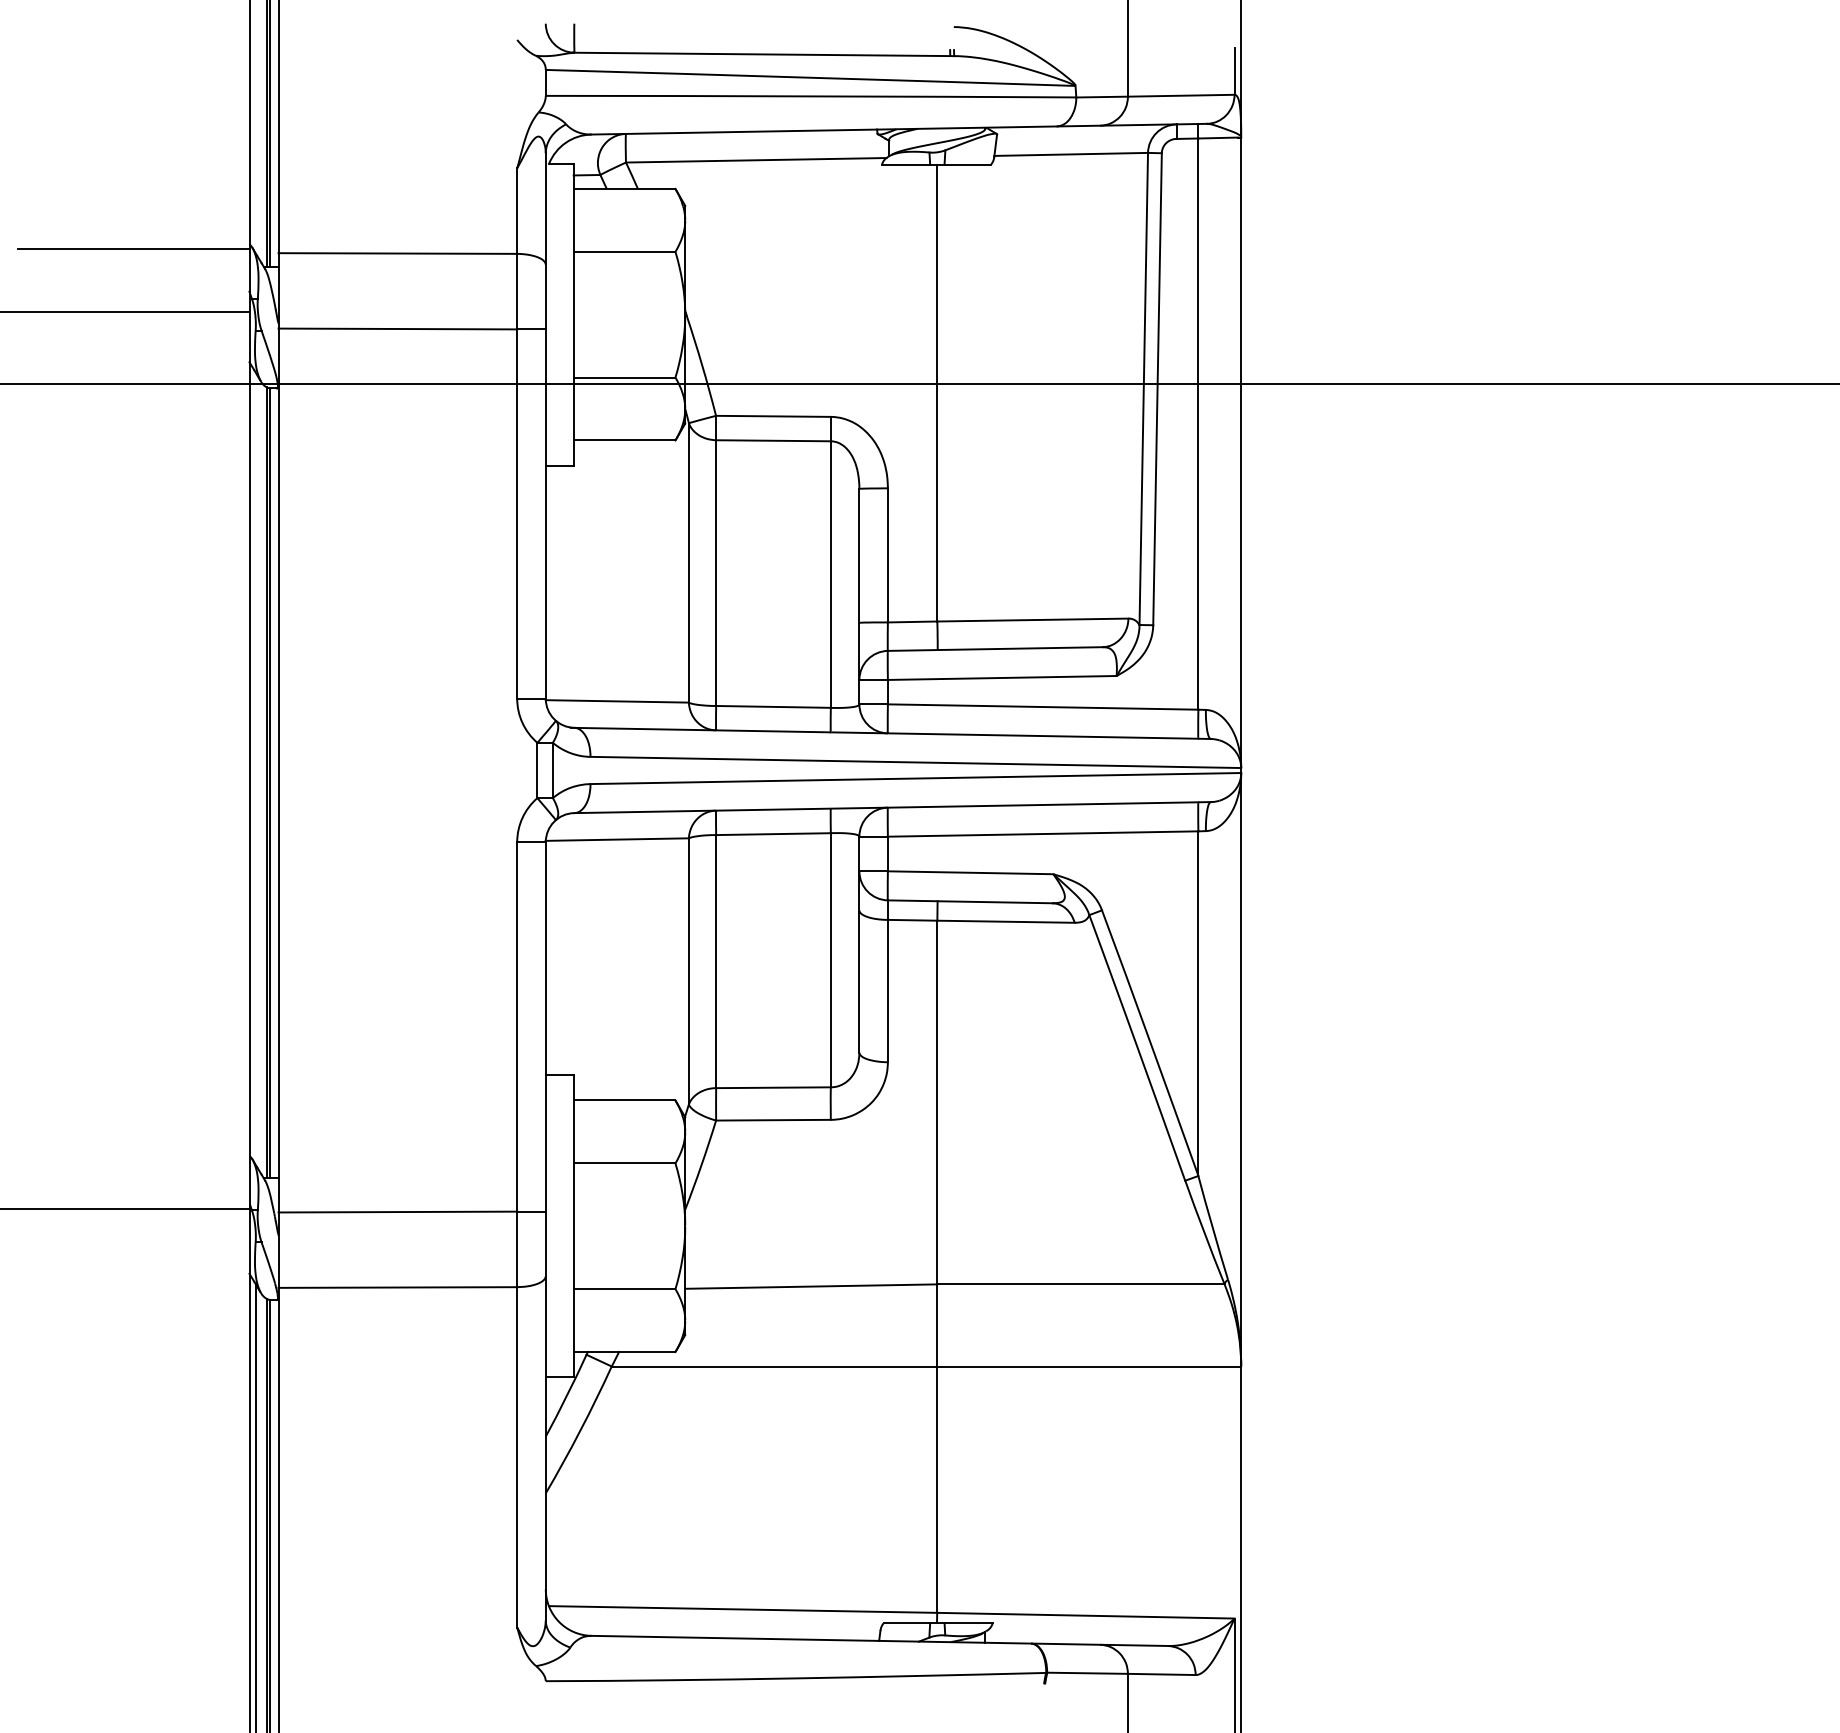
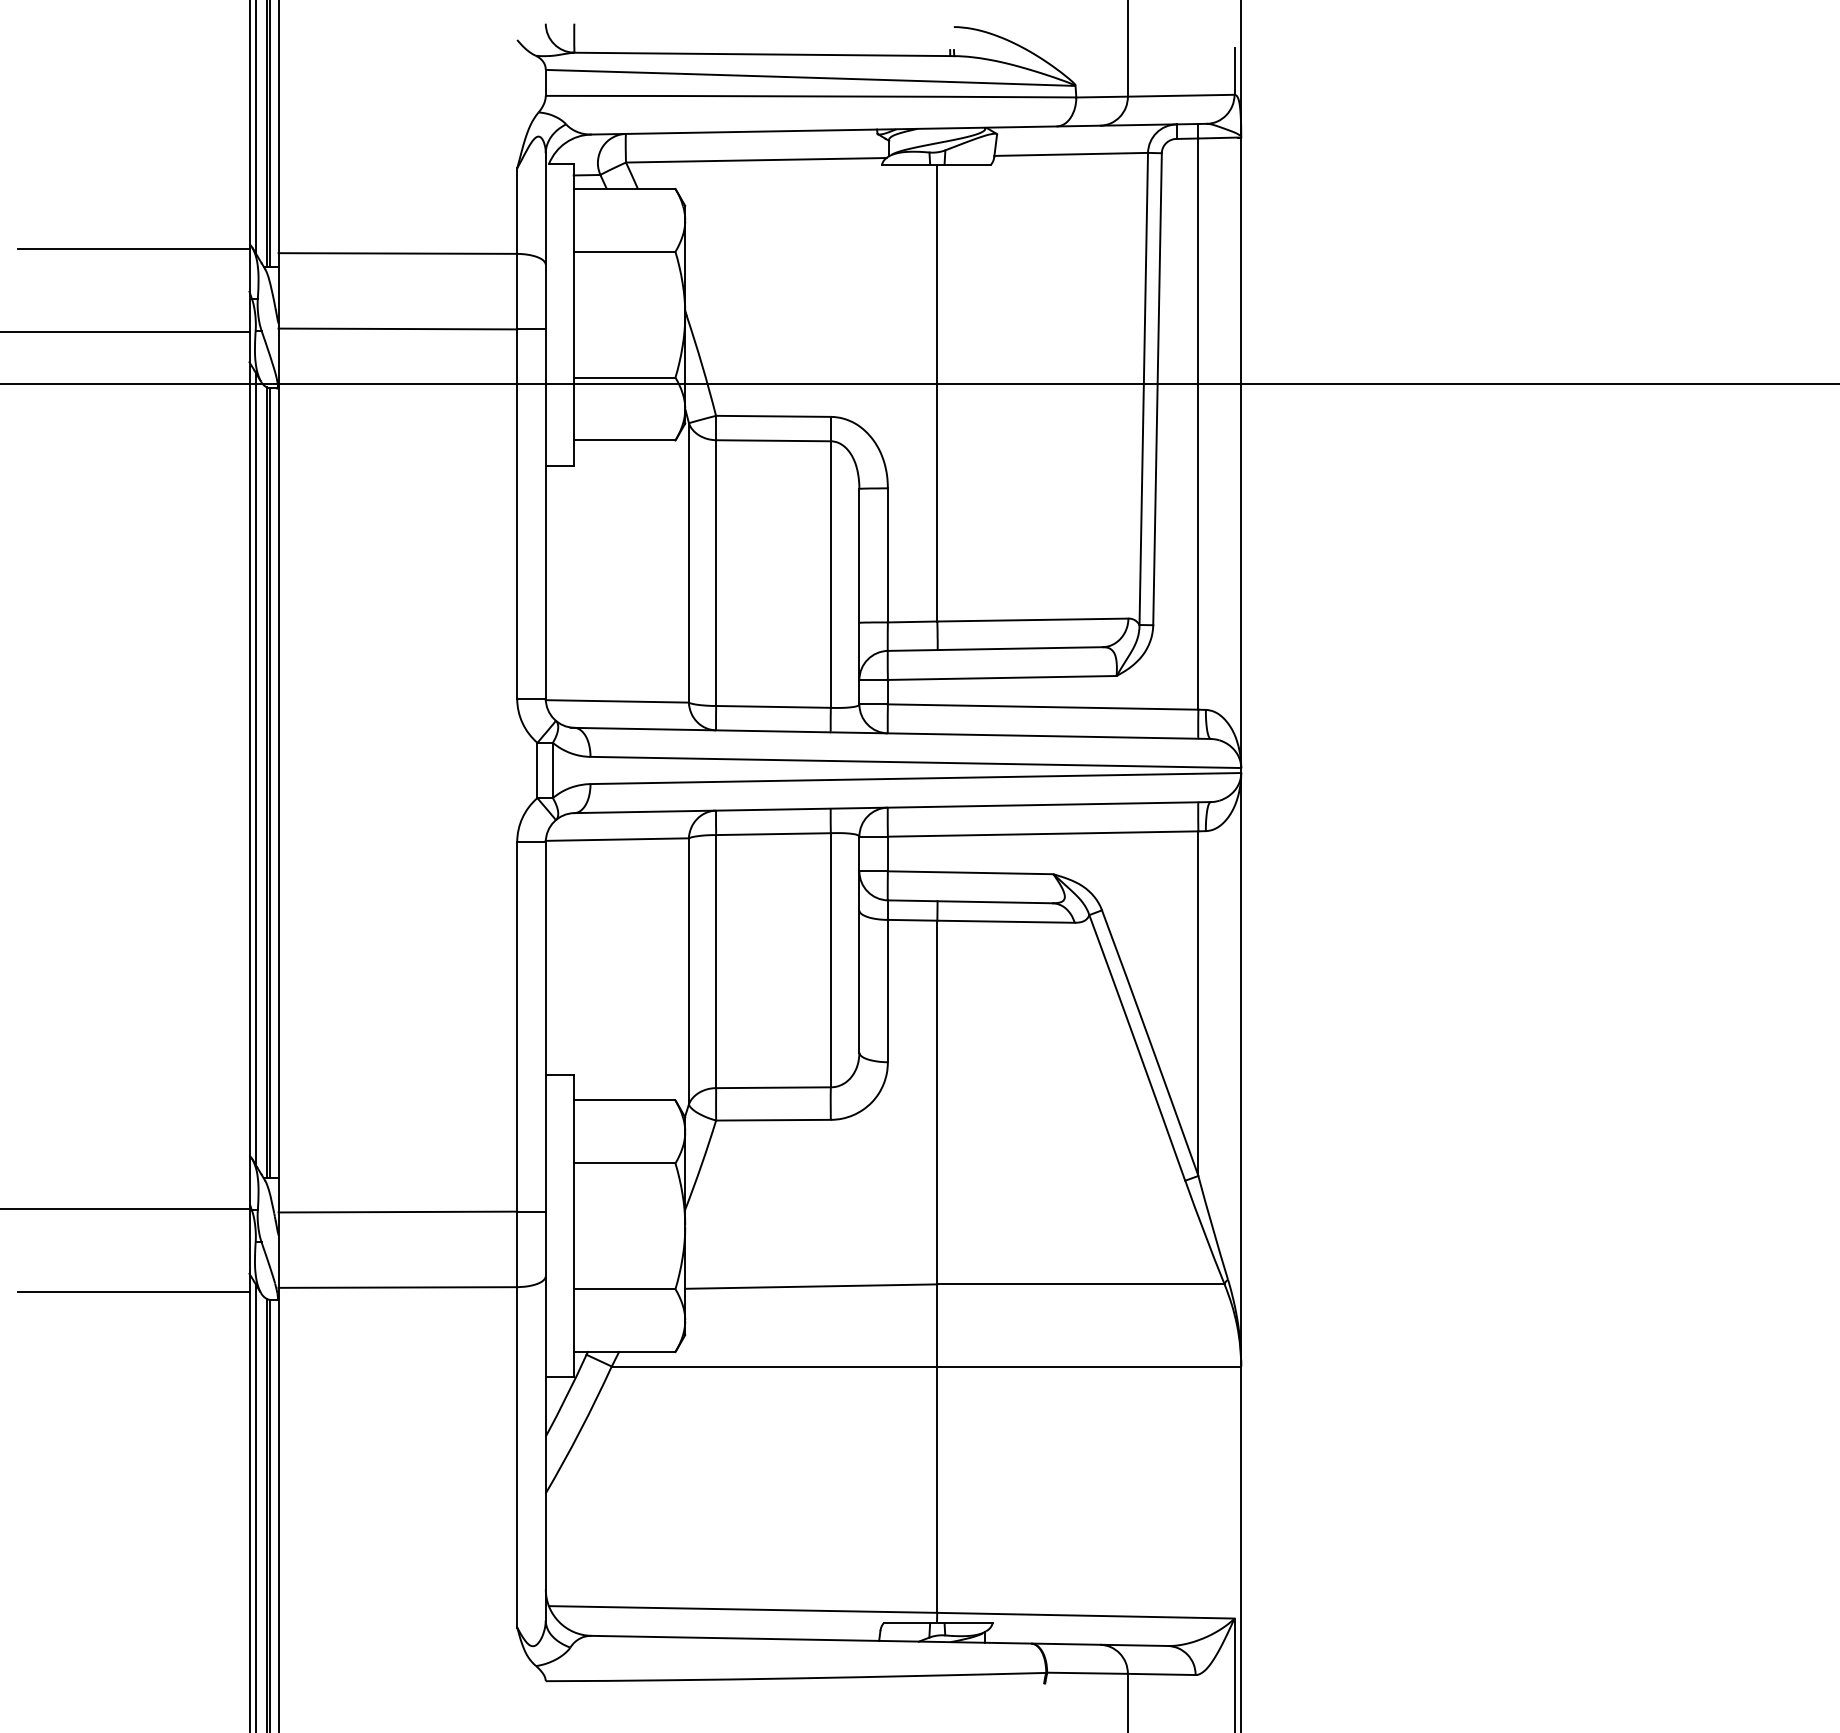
line: none -> present (255, 127)
line position: (125, 312) -> (125, 332) (125, 332)
line: none -> present (255, 768)
line: none -> present (133, 1291)
